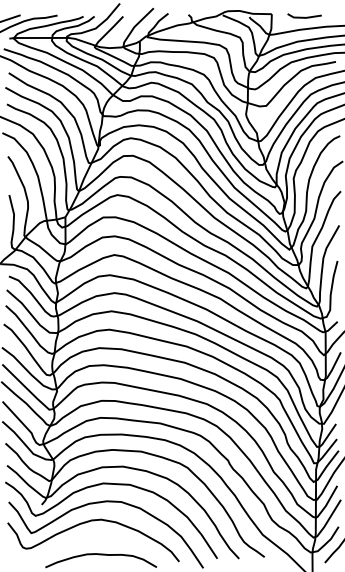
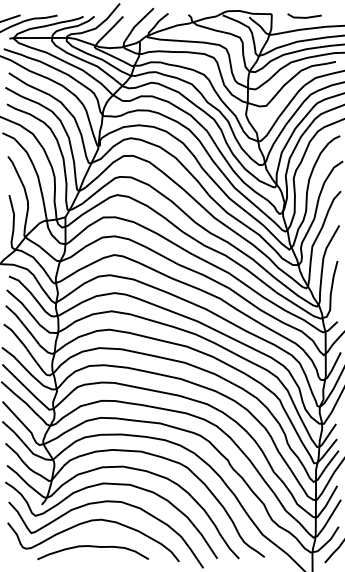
part position: (101, 560) -> (93, 552) (93, 552)
